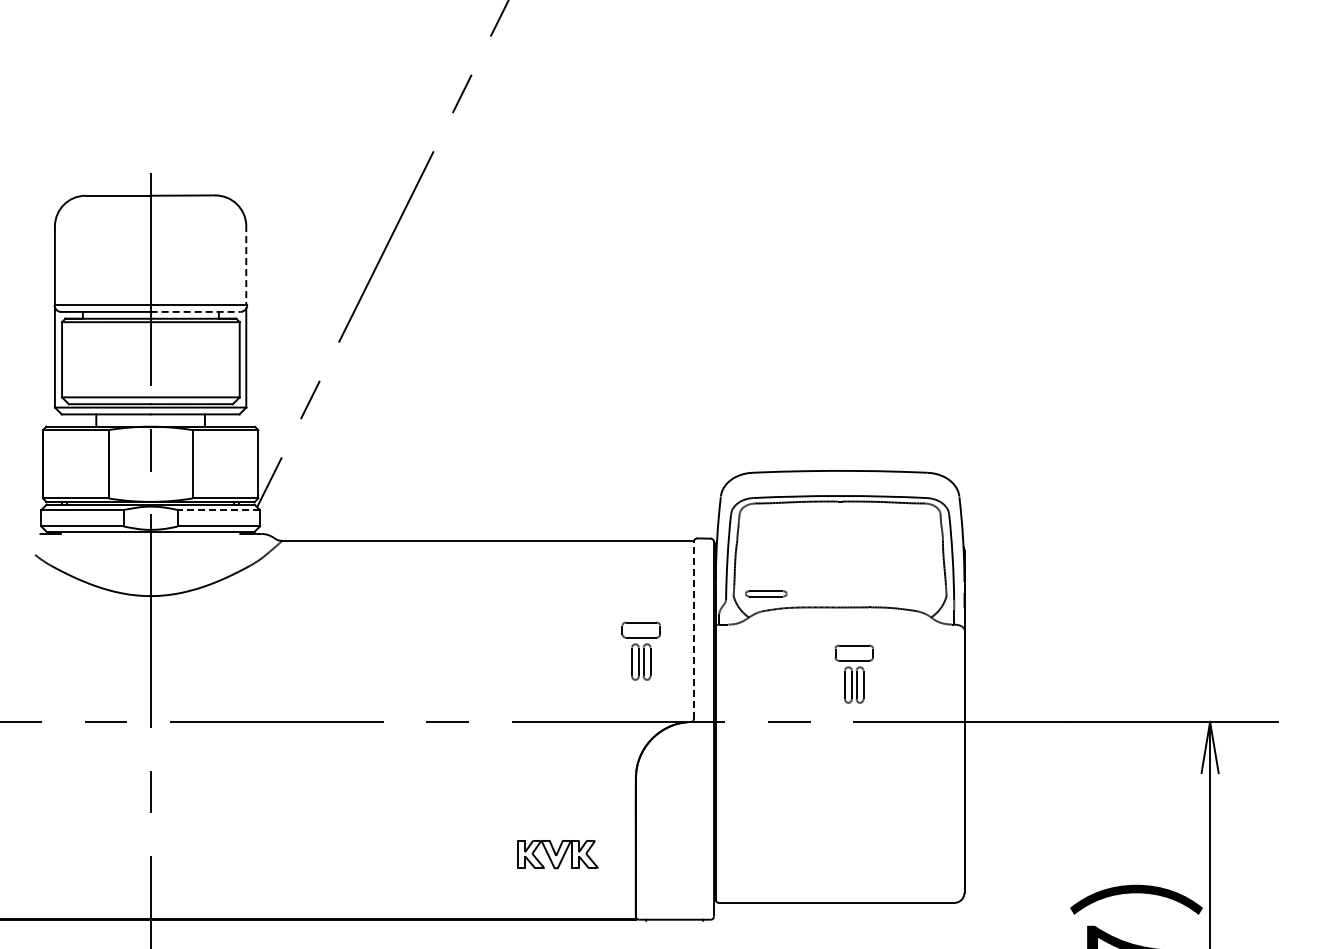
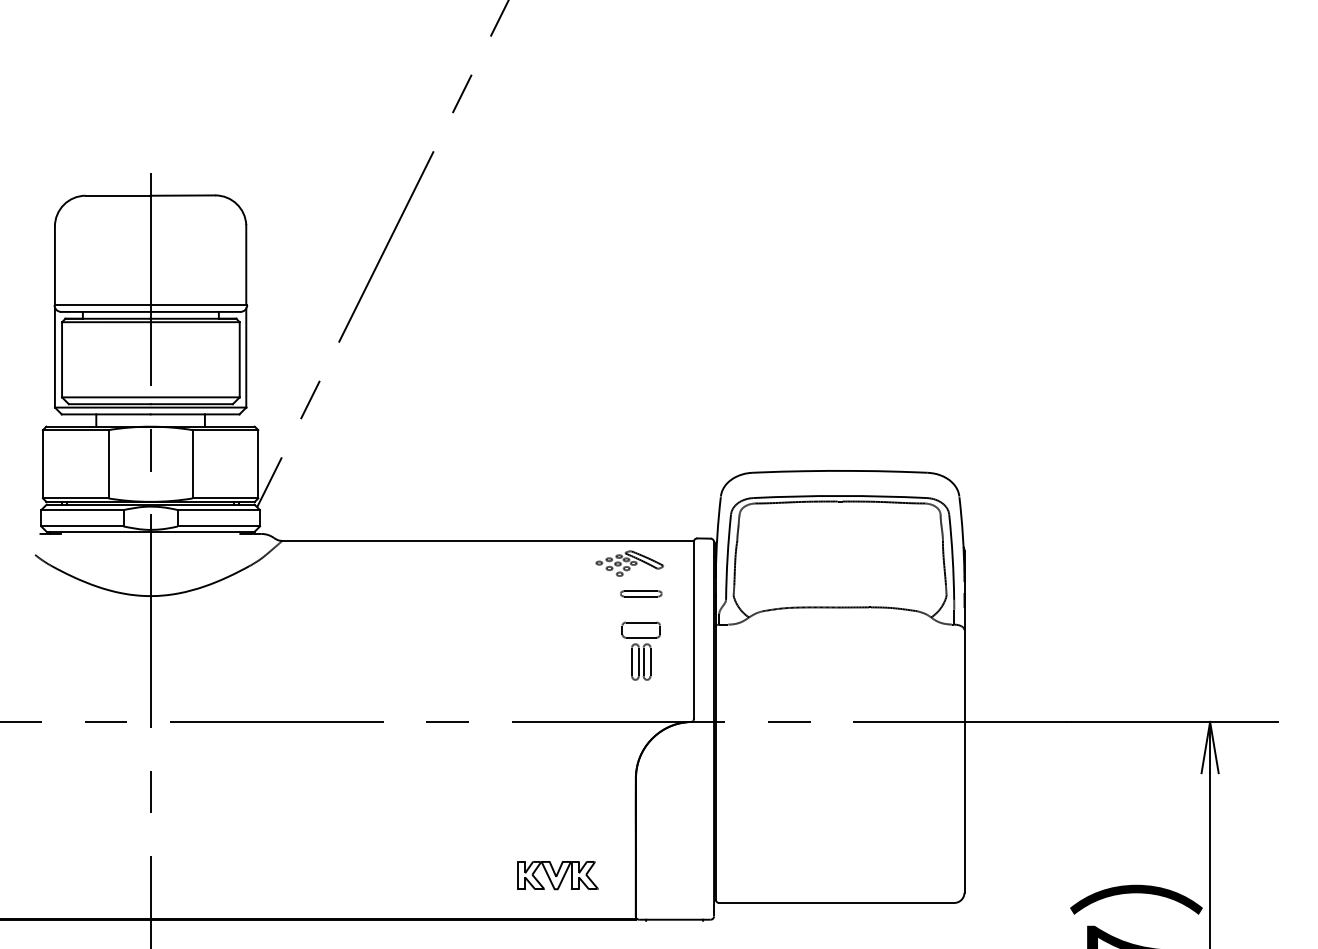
line: dashed -> solid (246, 265)
line: dashed -> solid (195, 311)
line: dashed -> solid (218, 510)
part: none -> present (629, 563)
part position: (766, 593) -> (641, 593) (641, 593)
line: dashed -> solid (693, 629)
part: present -> none (853, 673)
part position: (557, 854) -> (557, 875) (557, 875)
